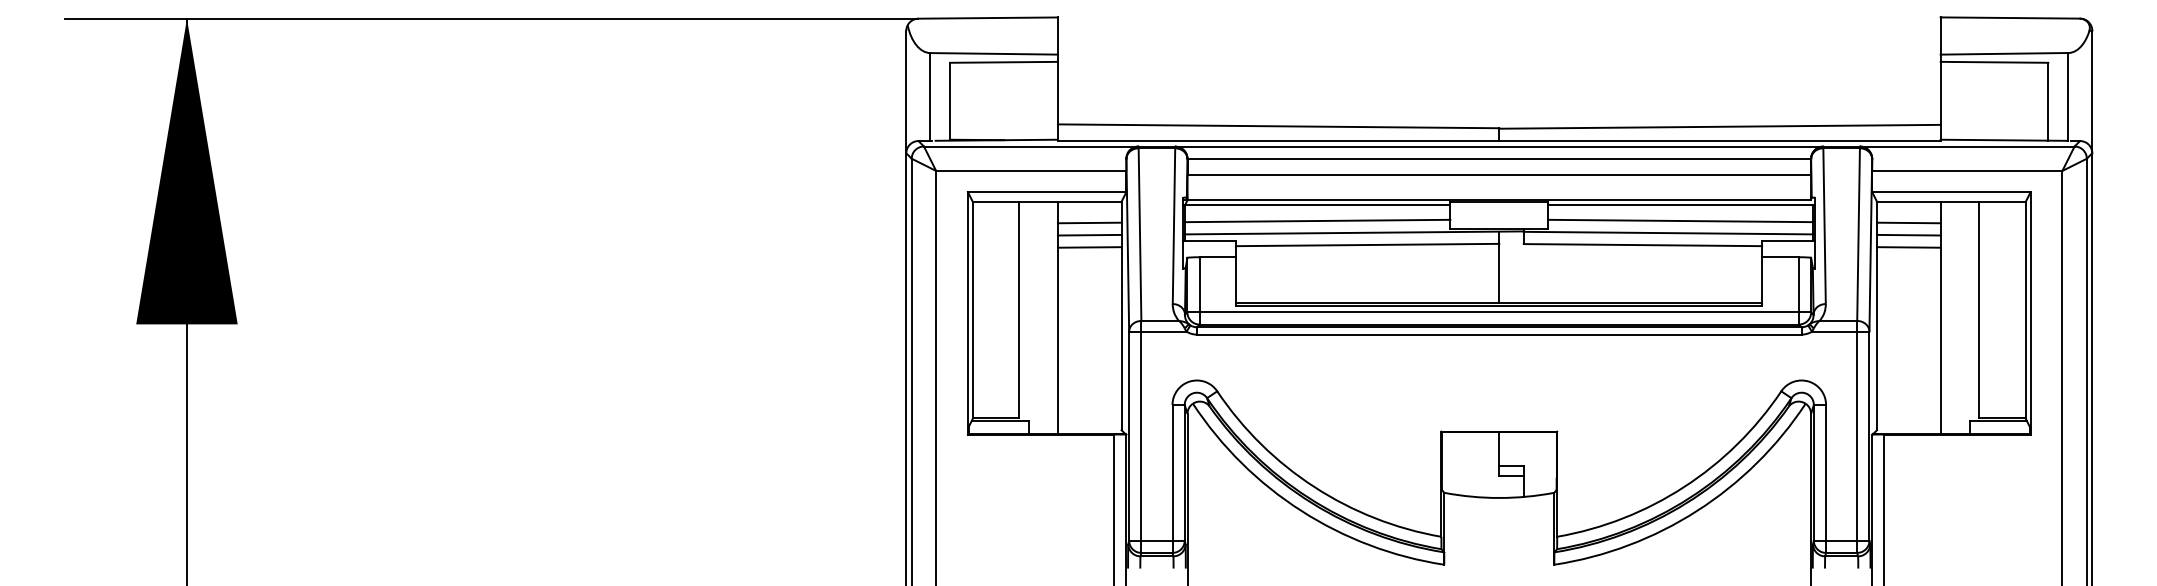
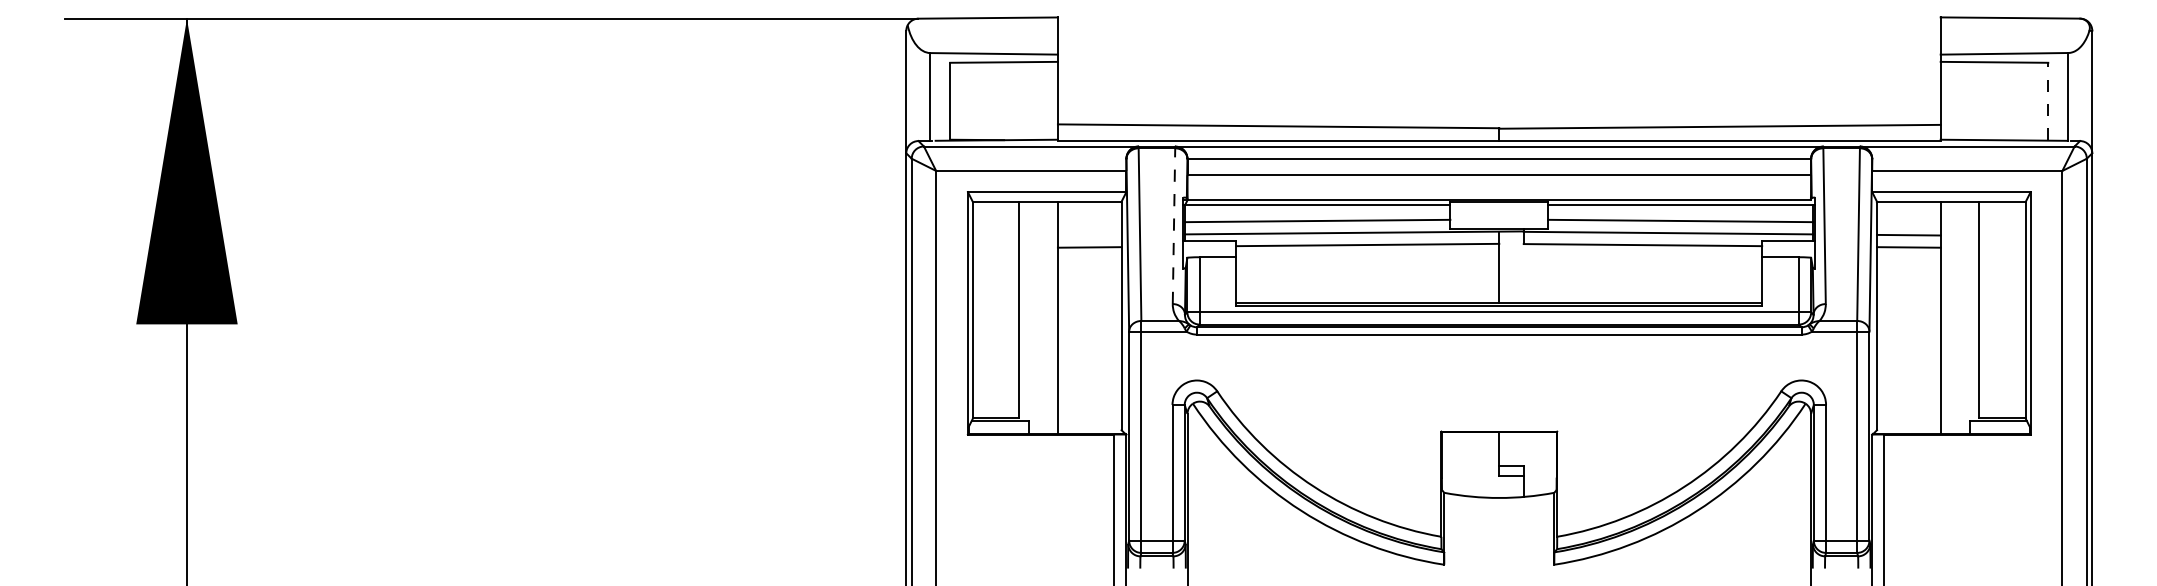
line: solid -> dashed (2048, 101)
line: present -> none (1089, 222)
line: present -> none (1908, 222)
line: solid -> dashed (1174, 226)
line: present -> none (1089, 234)
